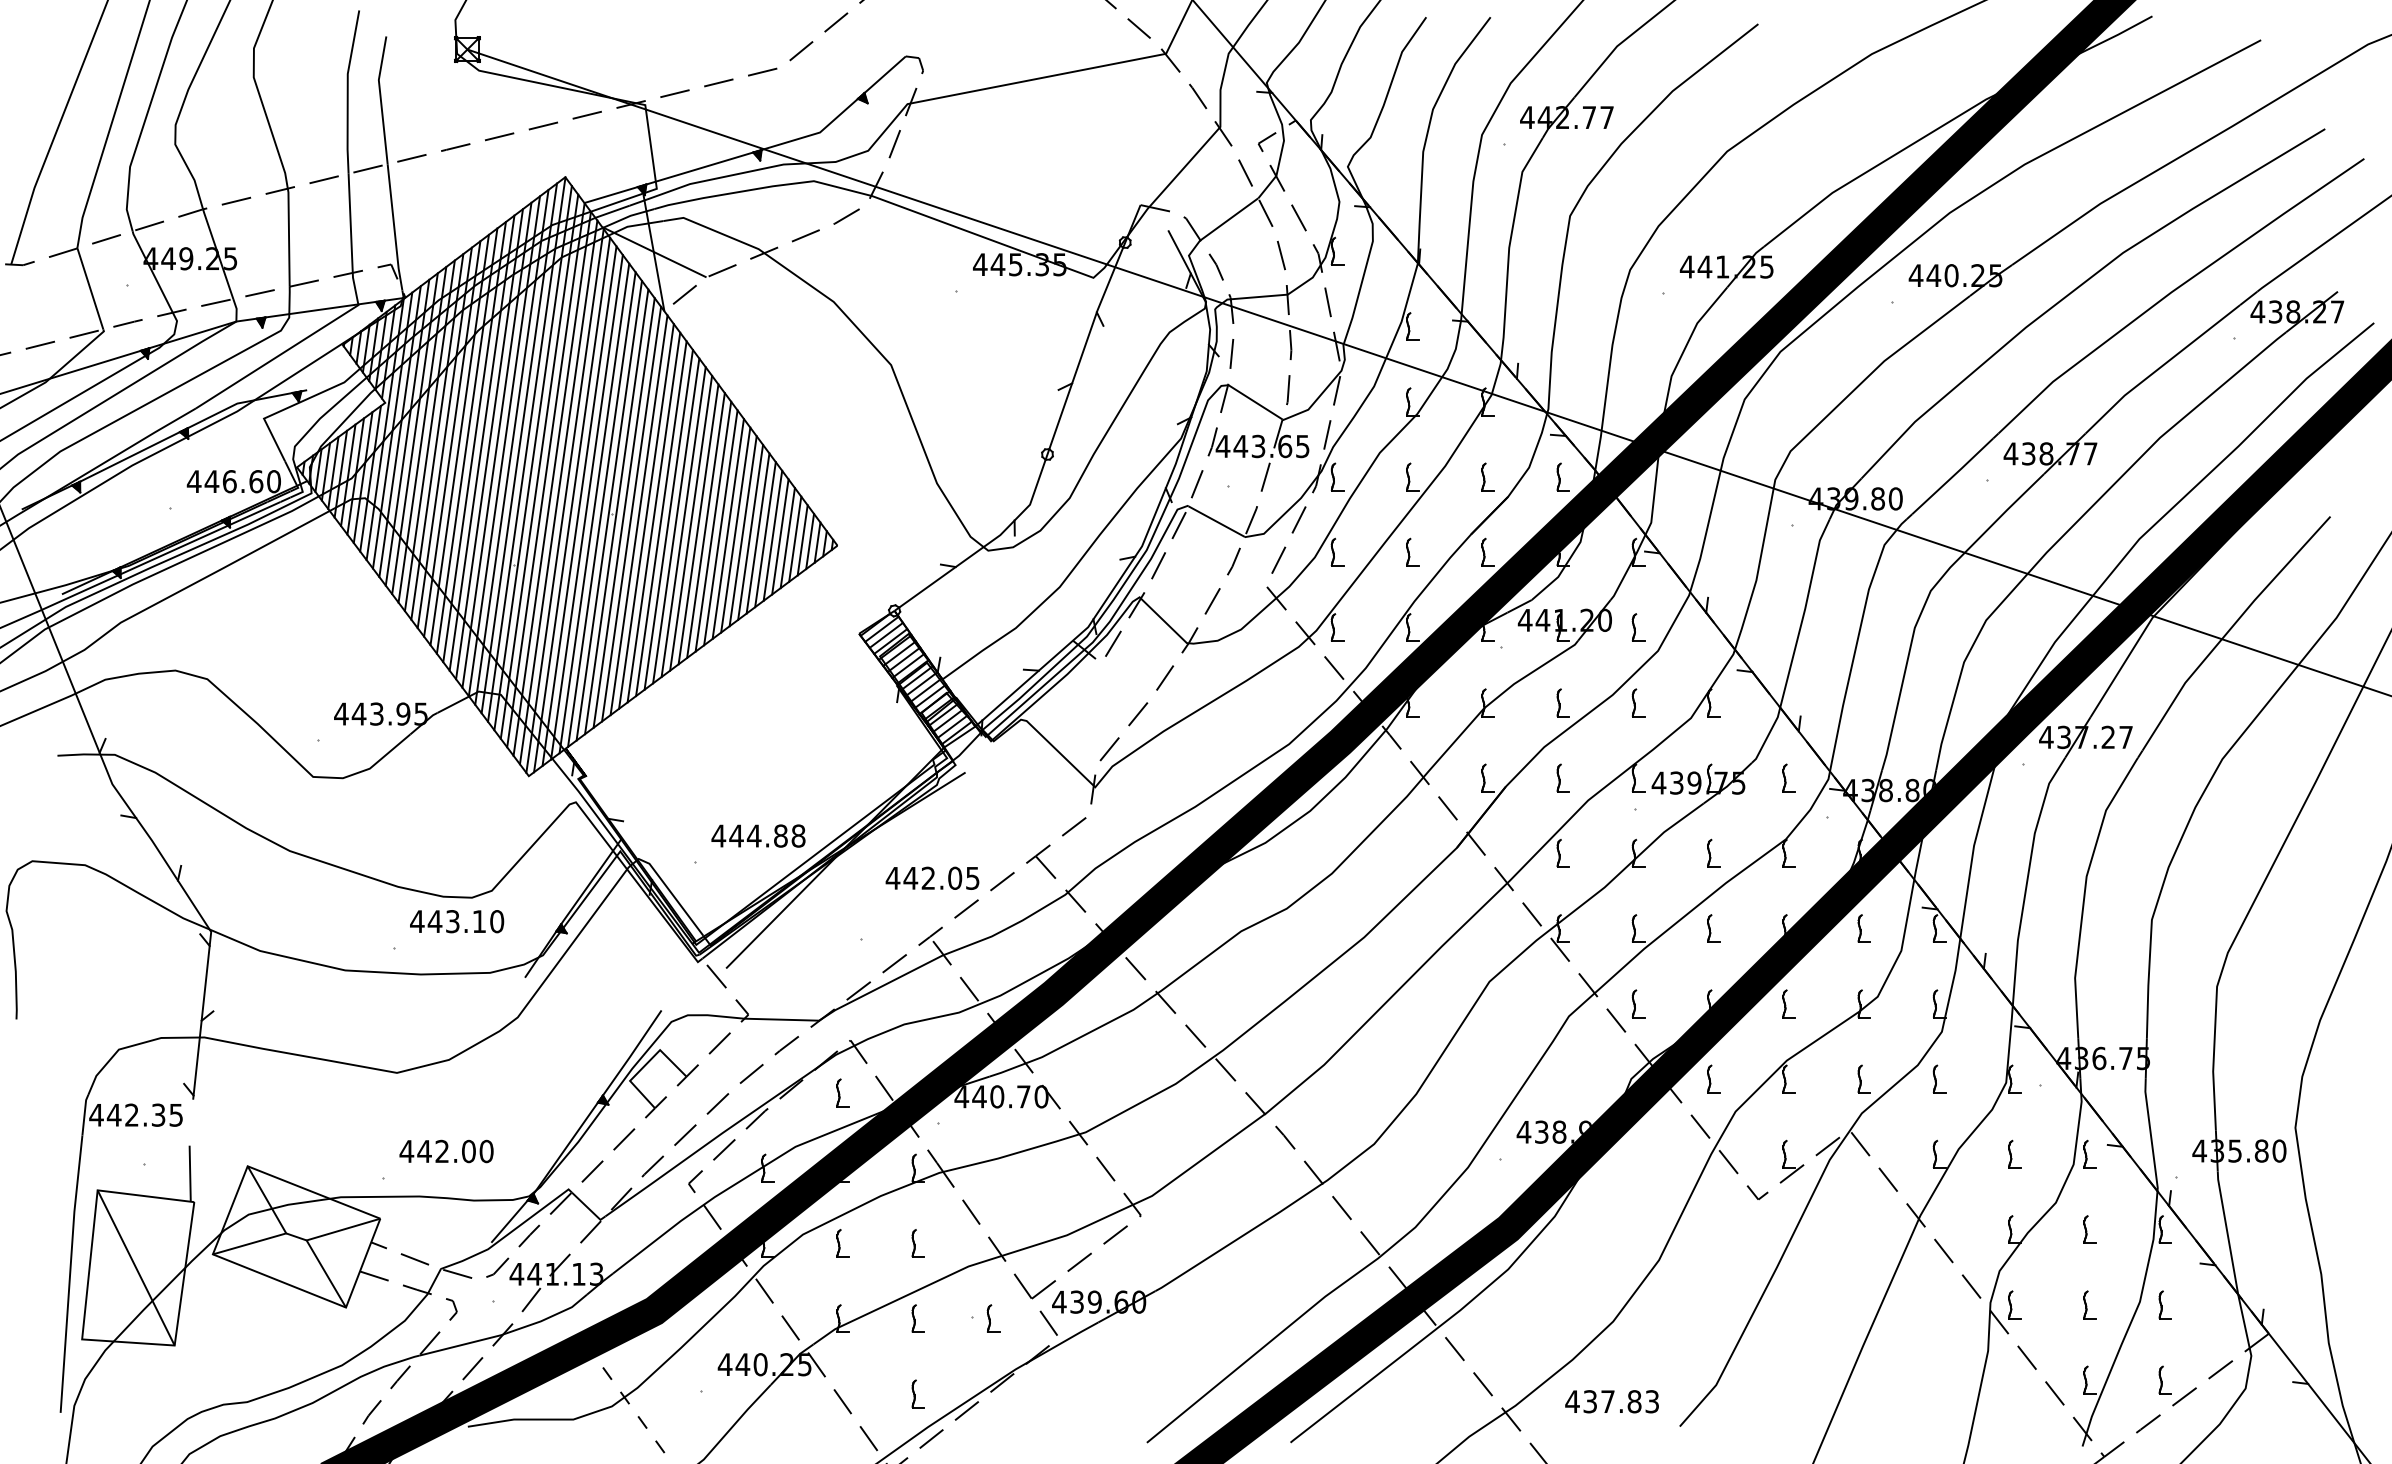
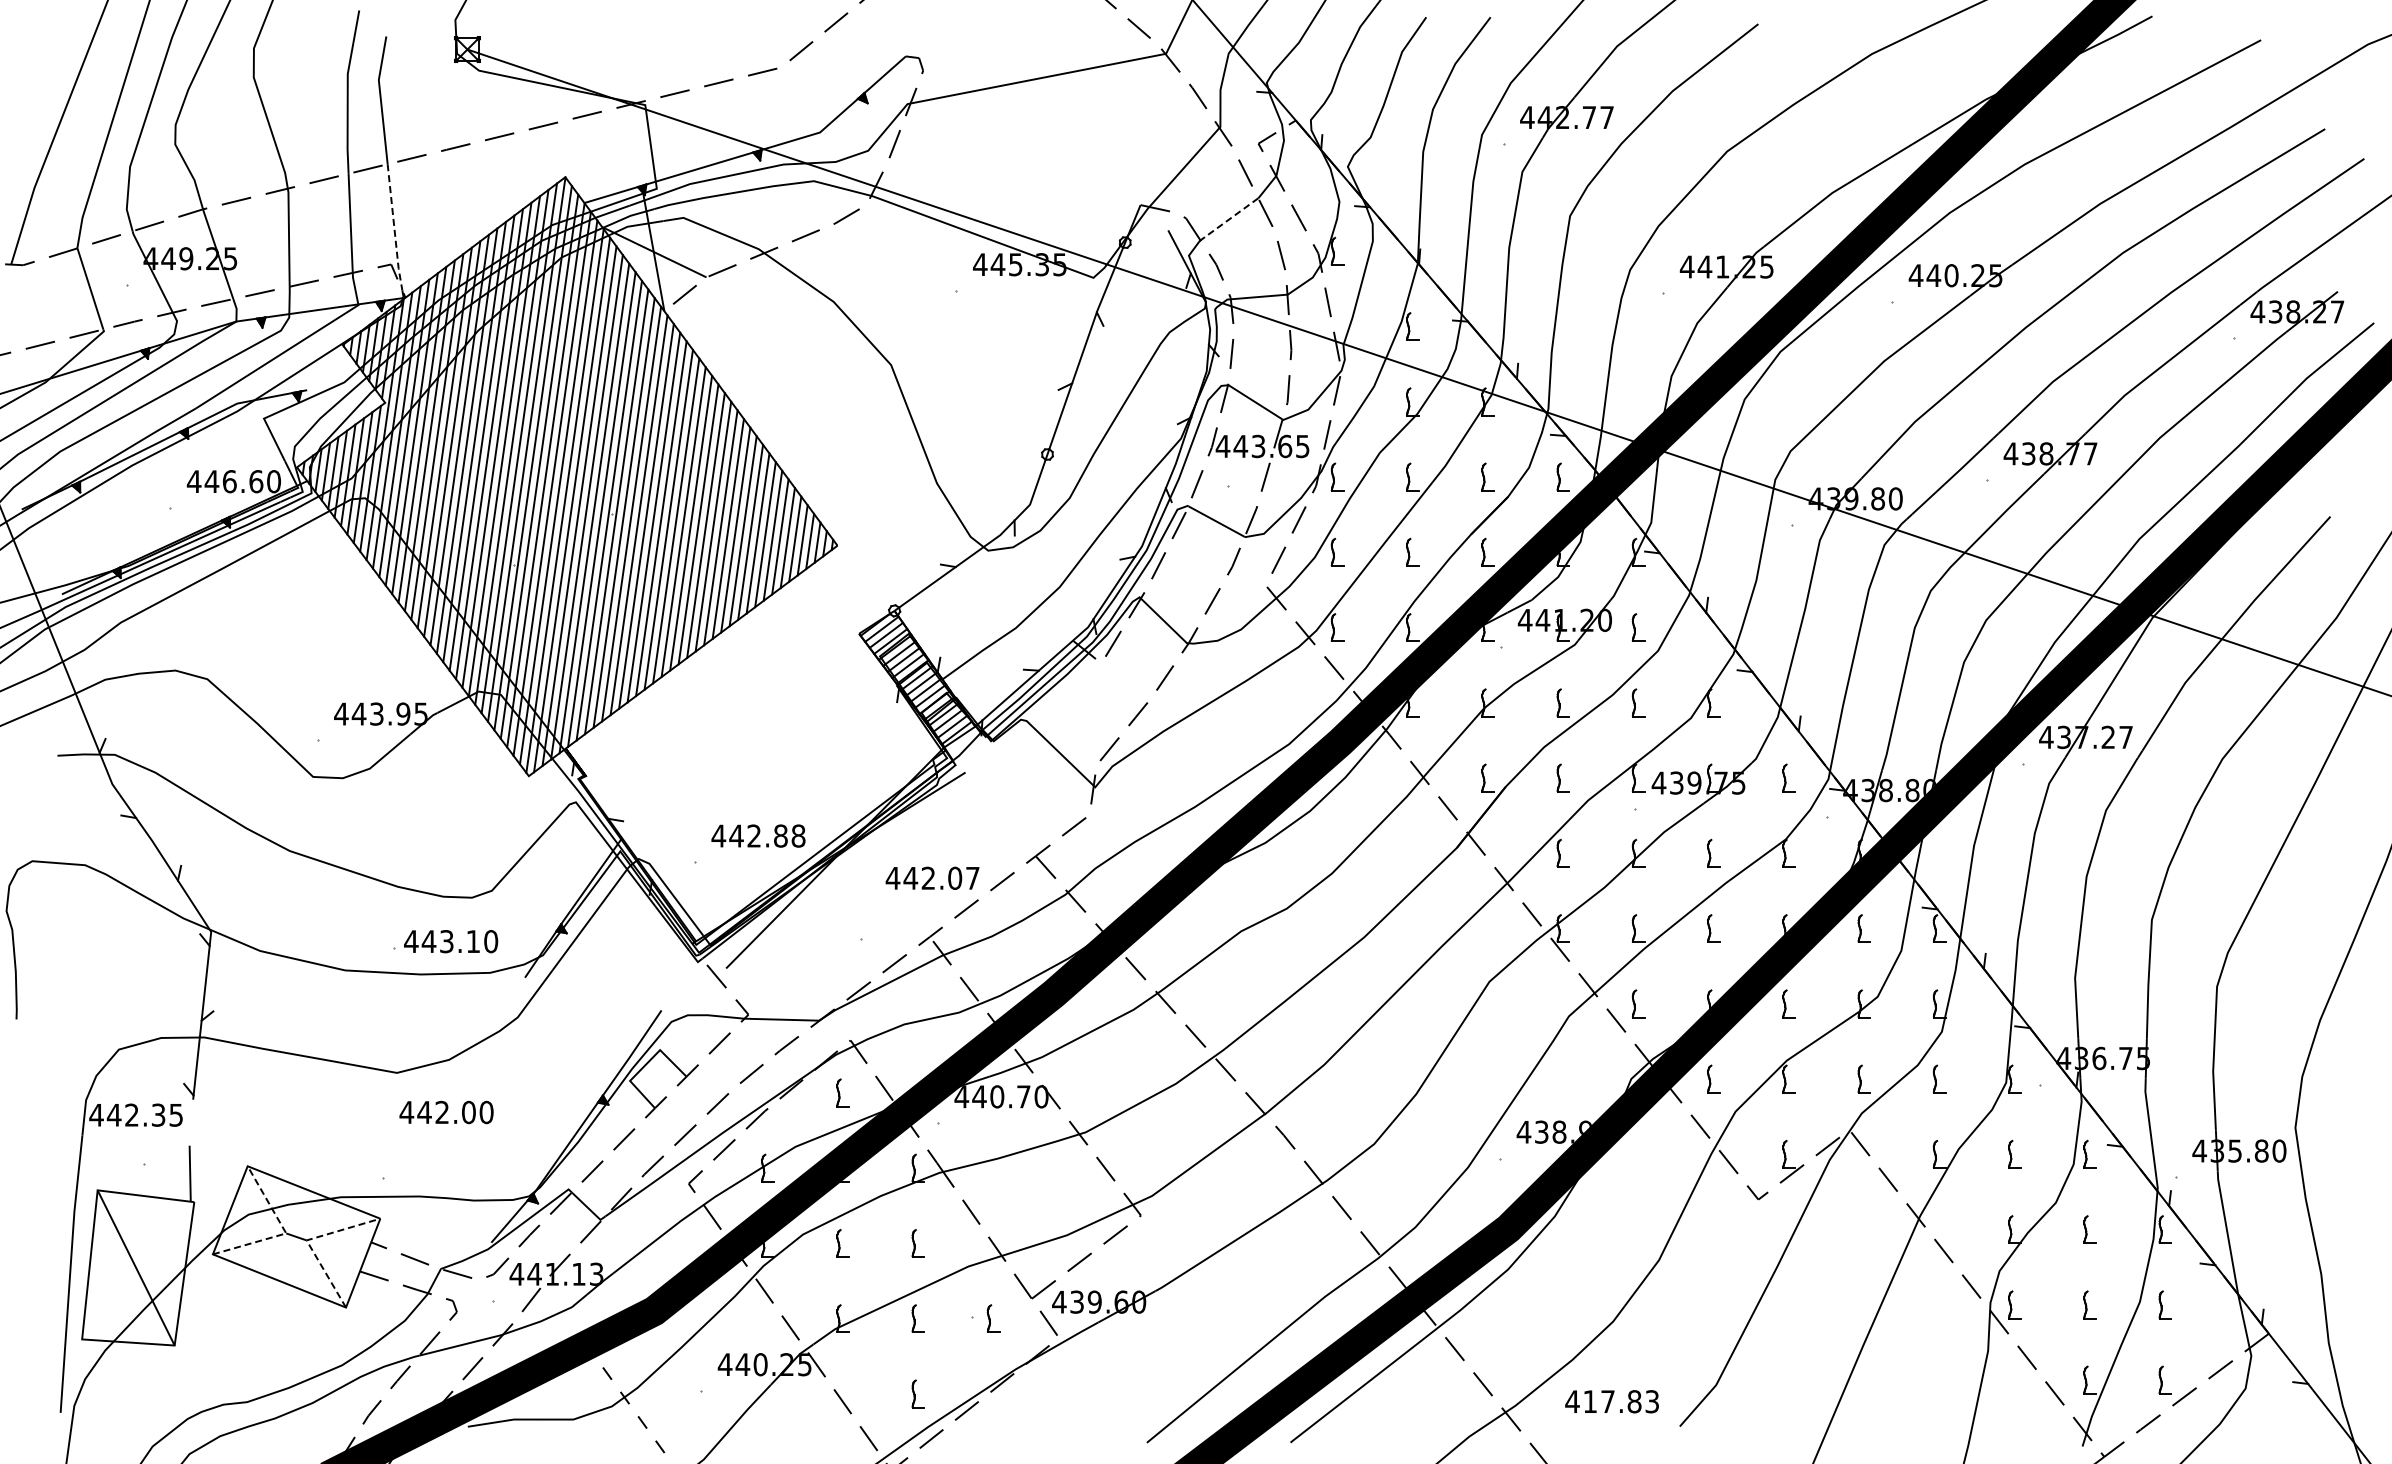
line: solid -> dashed (1229, 219)
line: solid -> dashed (394, 228)
text: 444.88 -> 442.88 (753, 835)
text: 442.05 -> 442.07 (972, 878)
text position: (457, 921) -> (451, 941) (451, 941)
text position: (446, 1151) -> (446, 1112) (446, 1112)
line: solid -> dashed (286, 1233)
line: solid -> dashed (306, 1240)
text: 437.83 -> 417.83 (1589, 1401)
